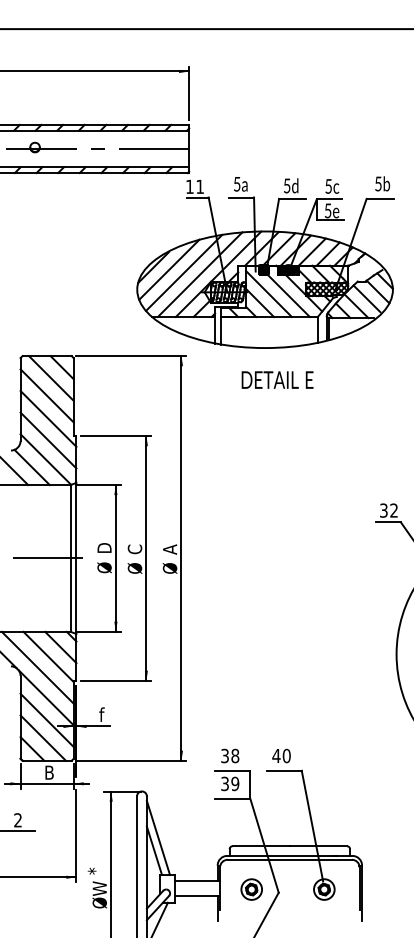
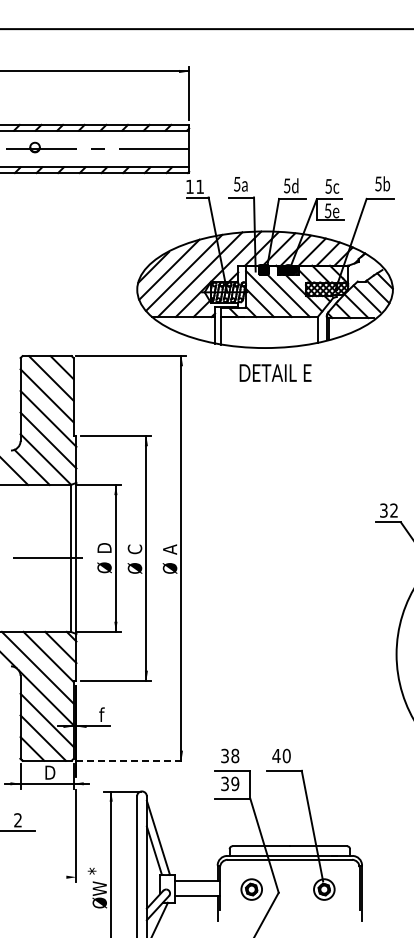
text position: (277, 379) -> (275, 372) (275, 372)
line: solid -> dashed (131, 760)
text: B -> D (51, 772)
line: present -> none (39, 877)
